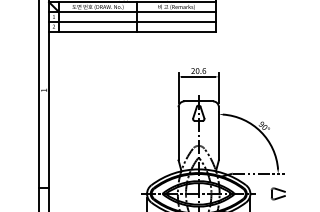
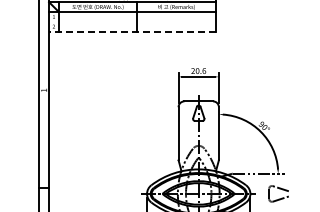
line: present -> none (132, 21)
line: solid -> dashed (131, 31)
part size: 16x14 px -> 21x18 px (278, 193)
